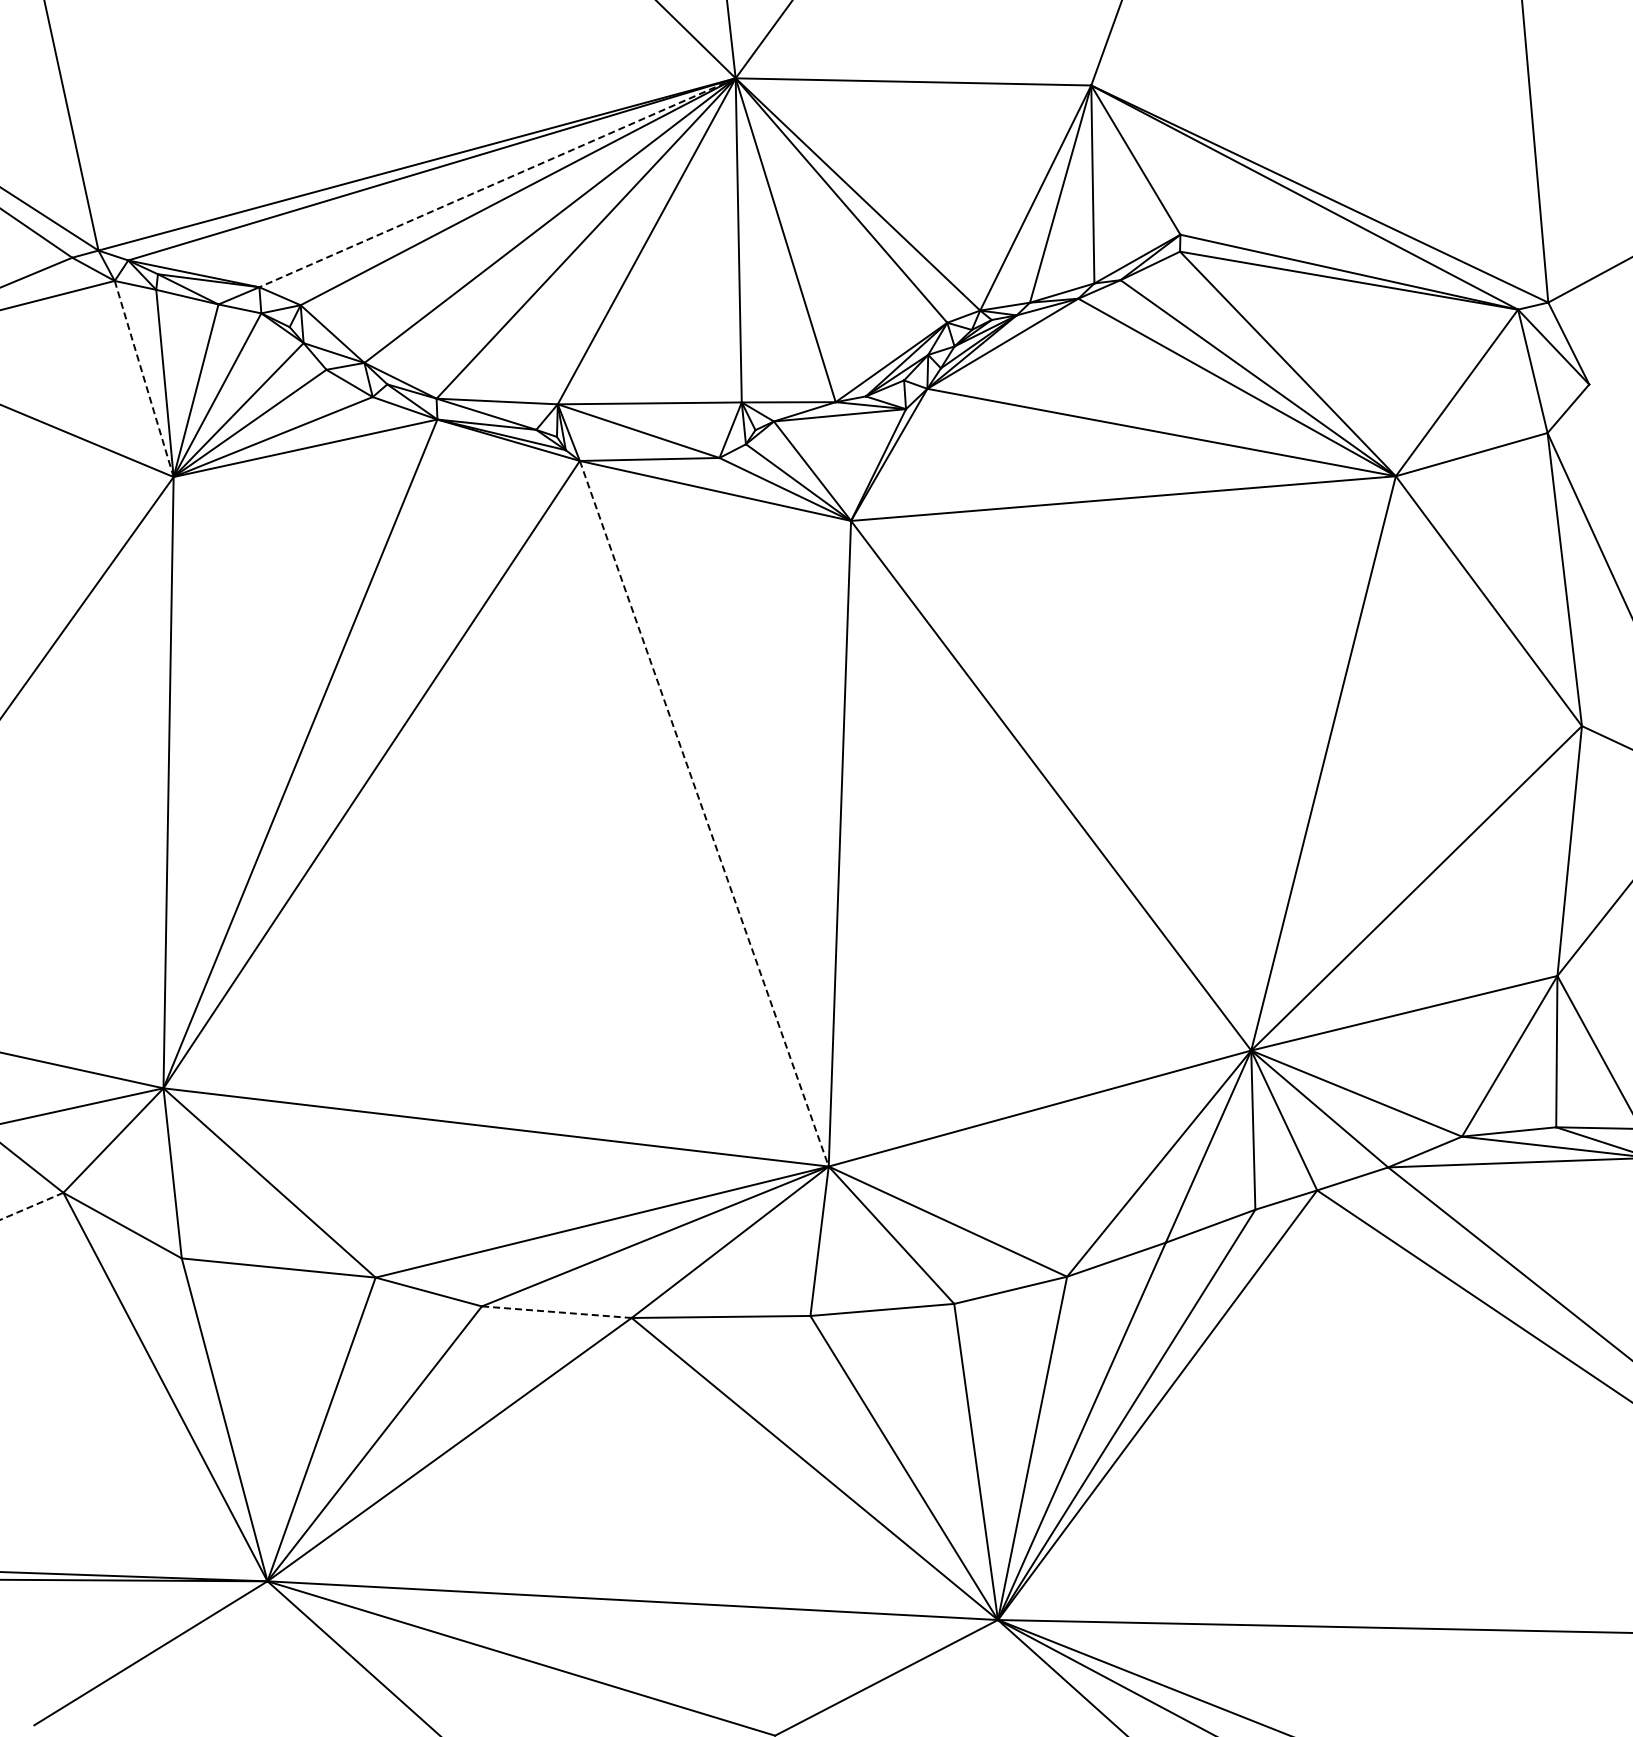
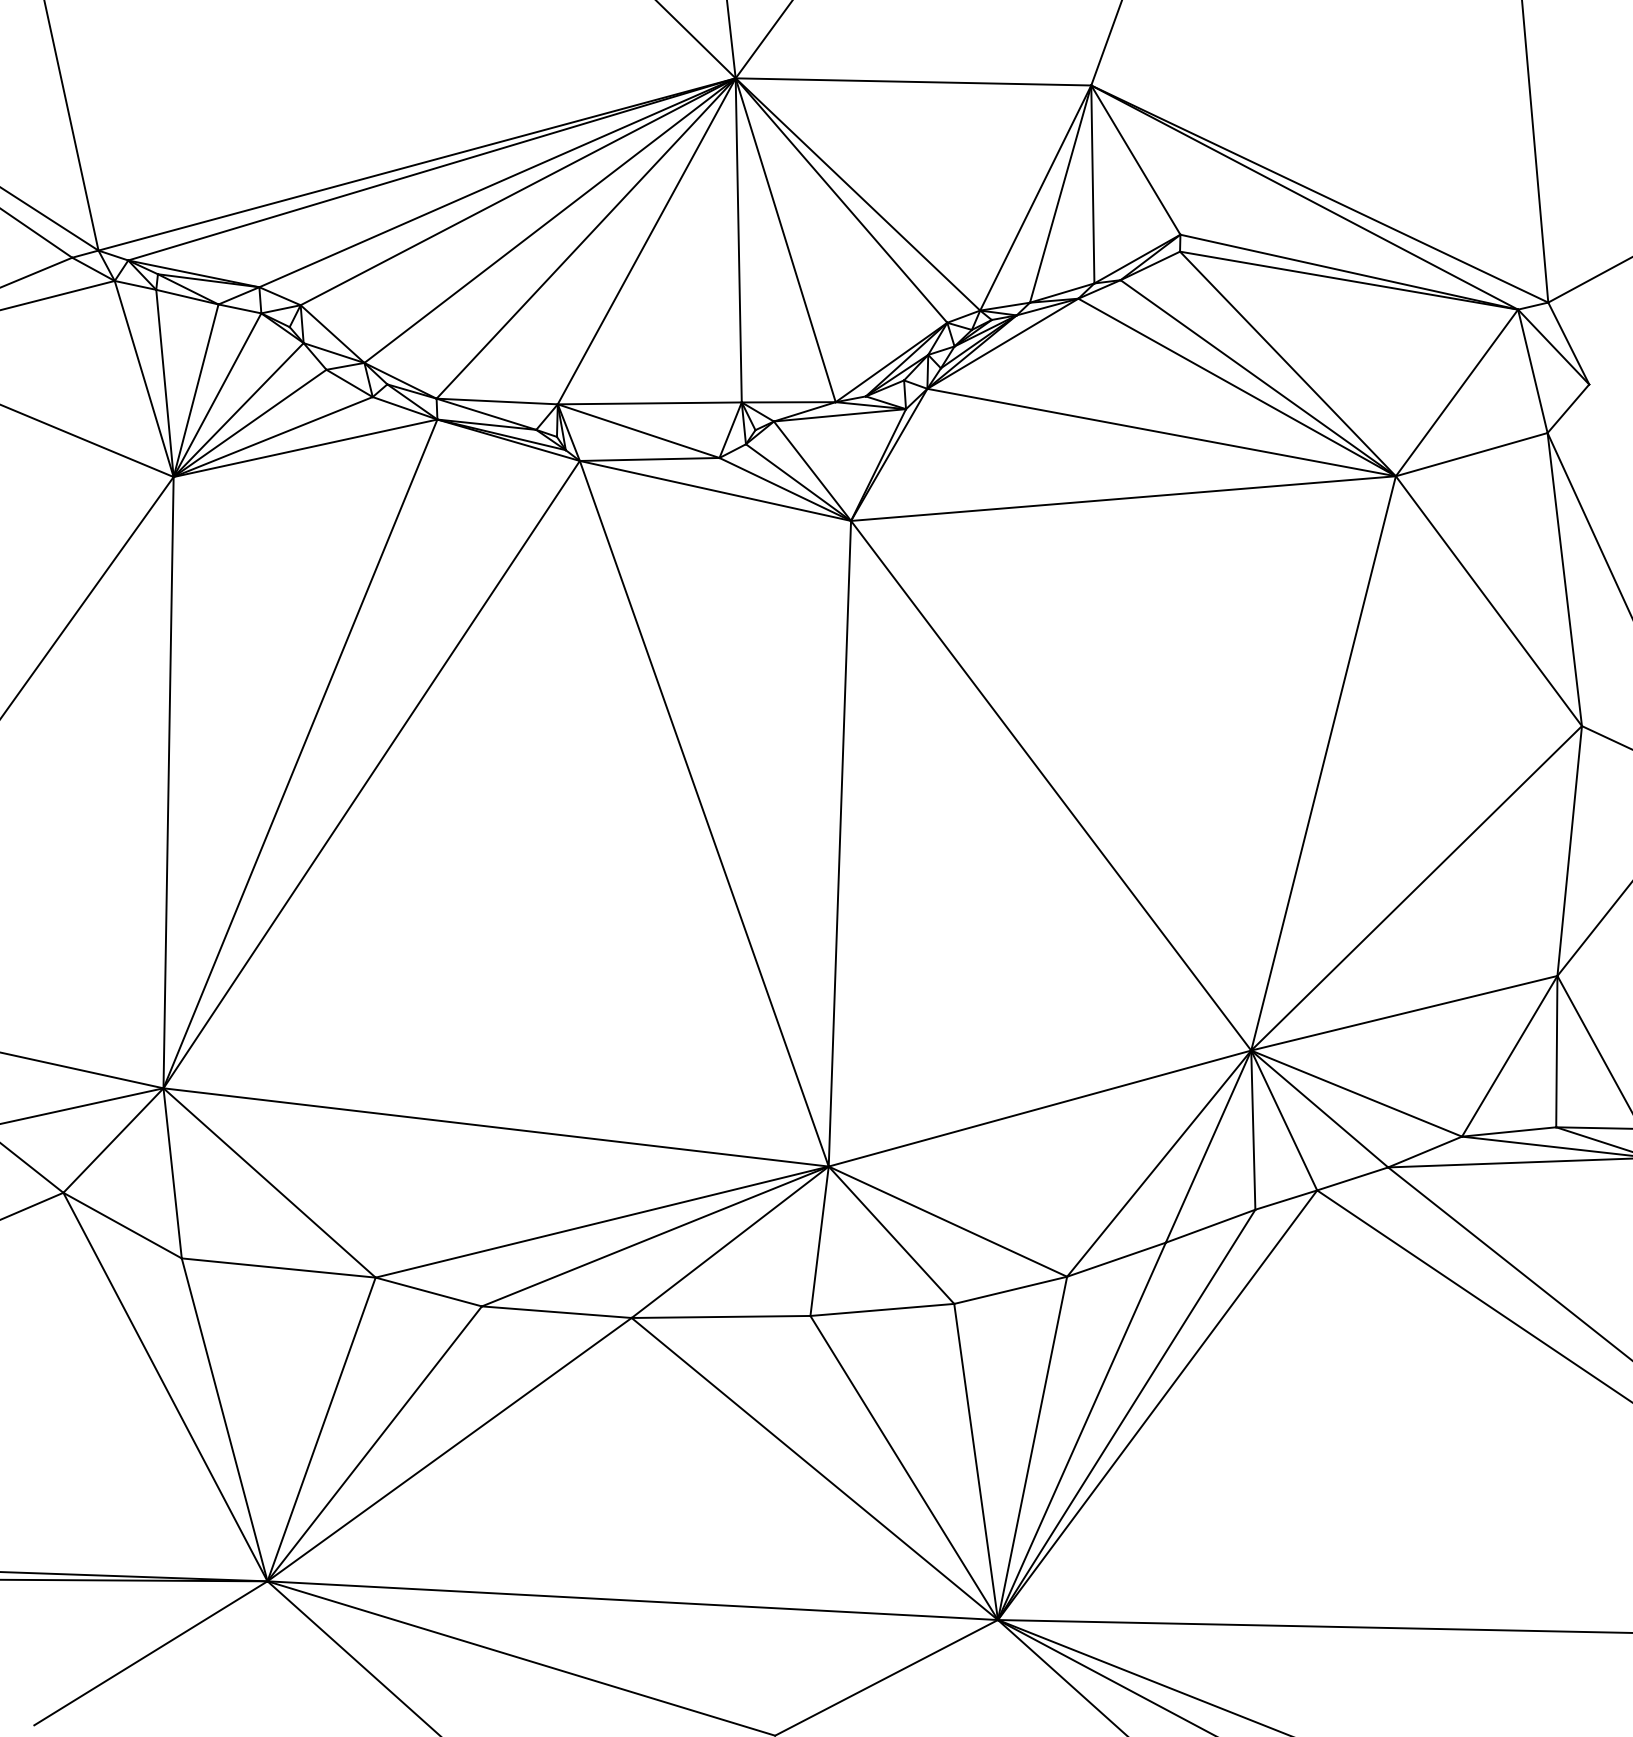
line: dashed -> solid (497, 183)
line: dashed -> solid (144, 379)
line: dashed -> solid (704, 814)
line: dashed -> solid (31, 1206)
line: dashed -> solid (556, 1312)
